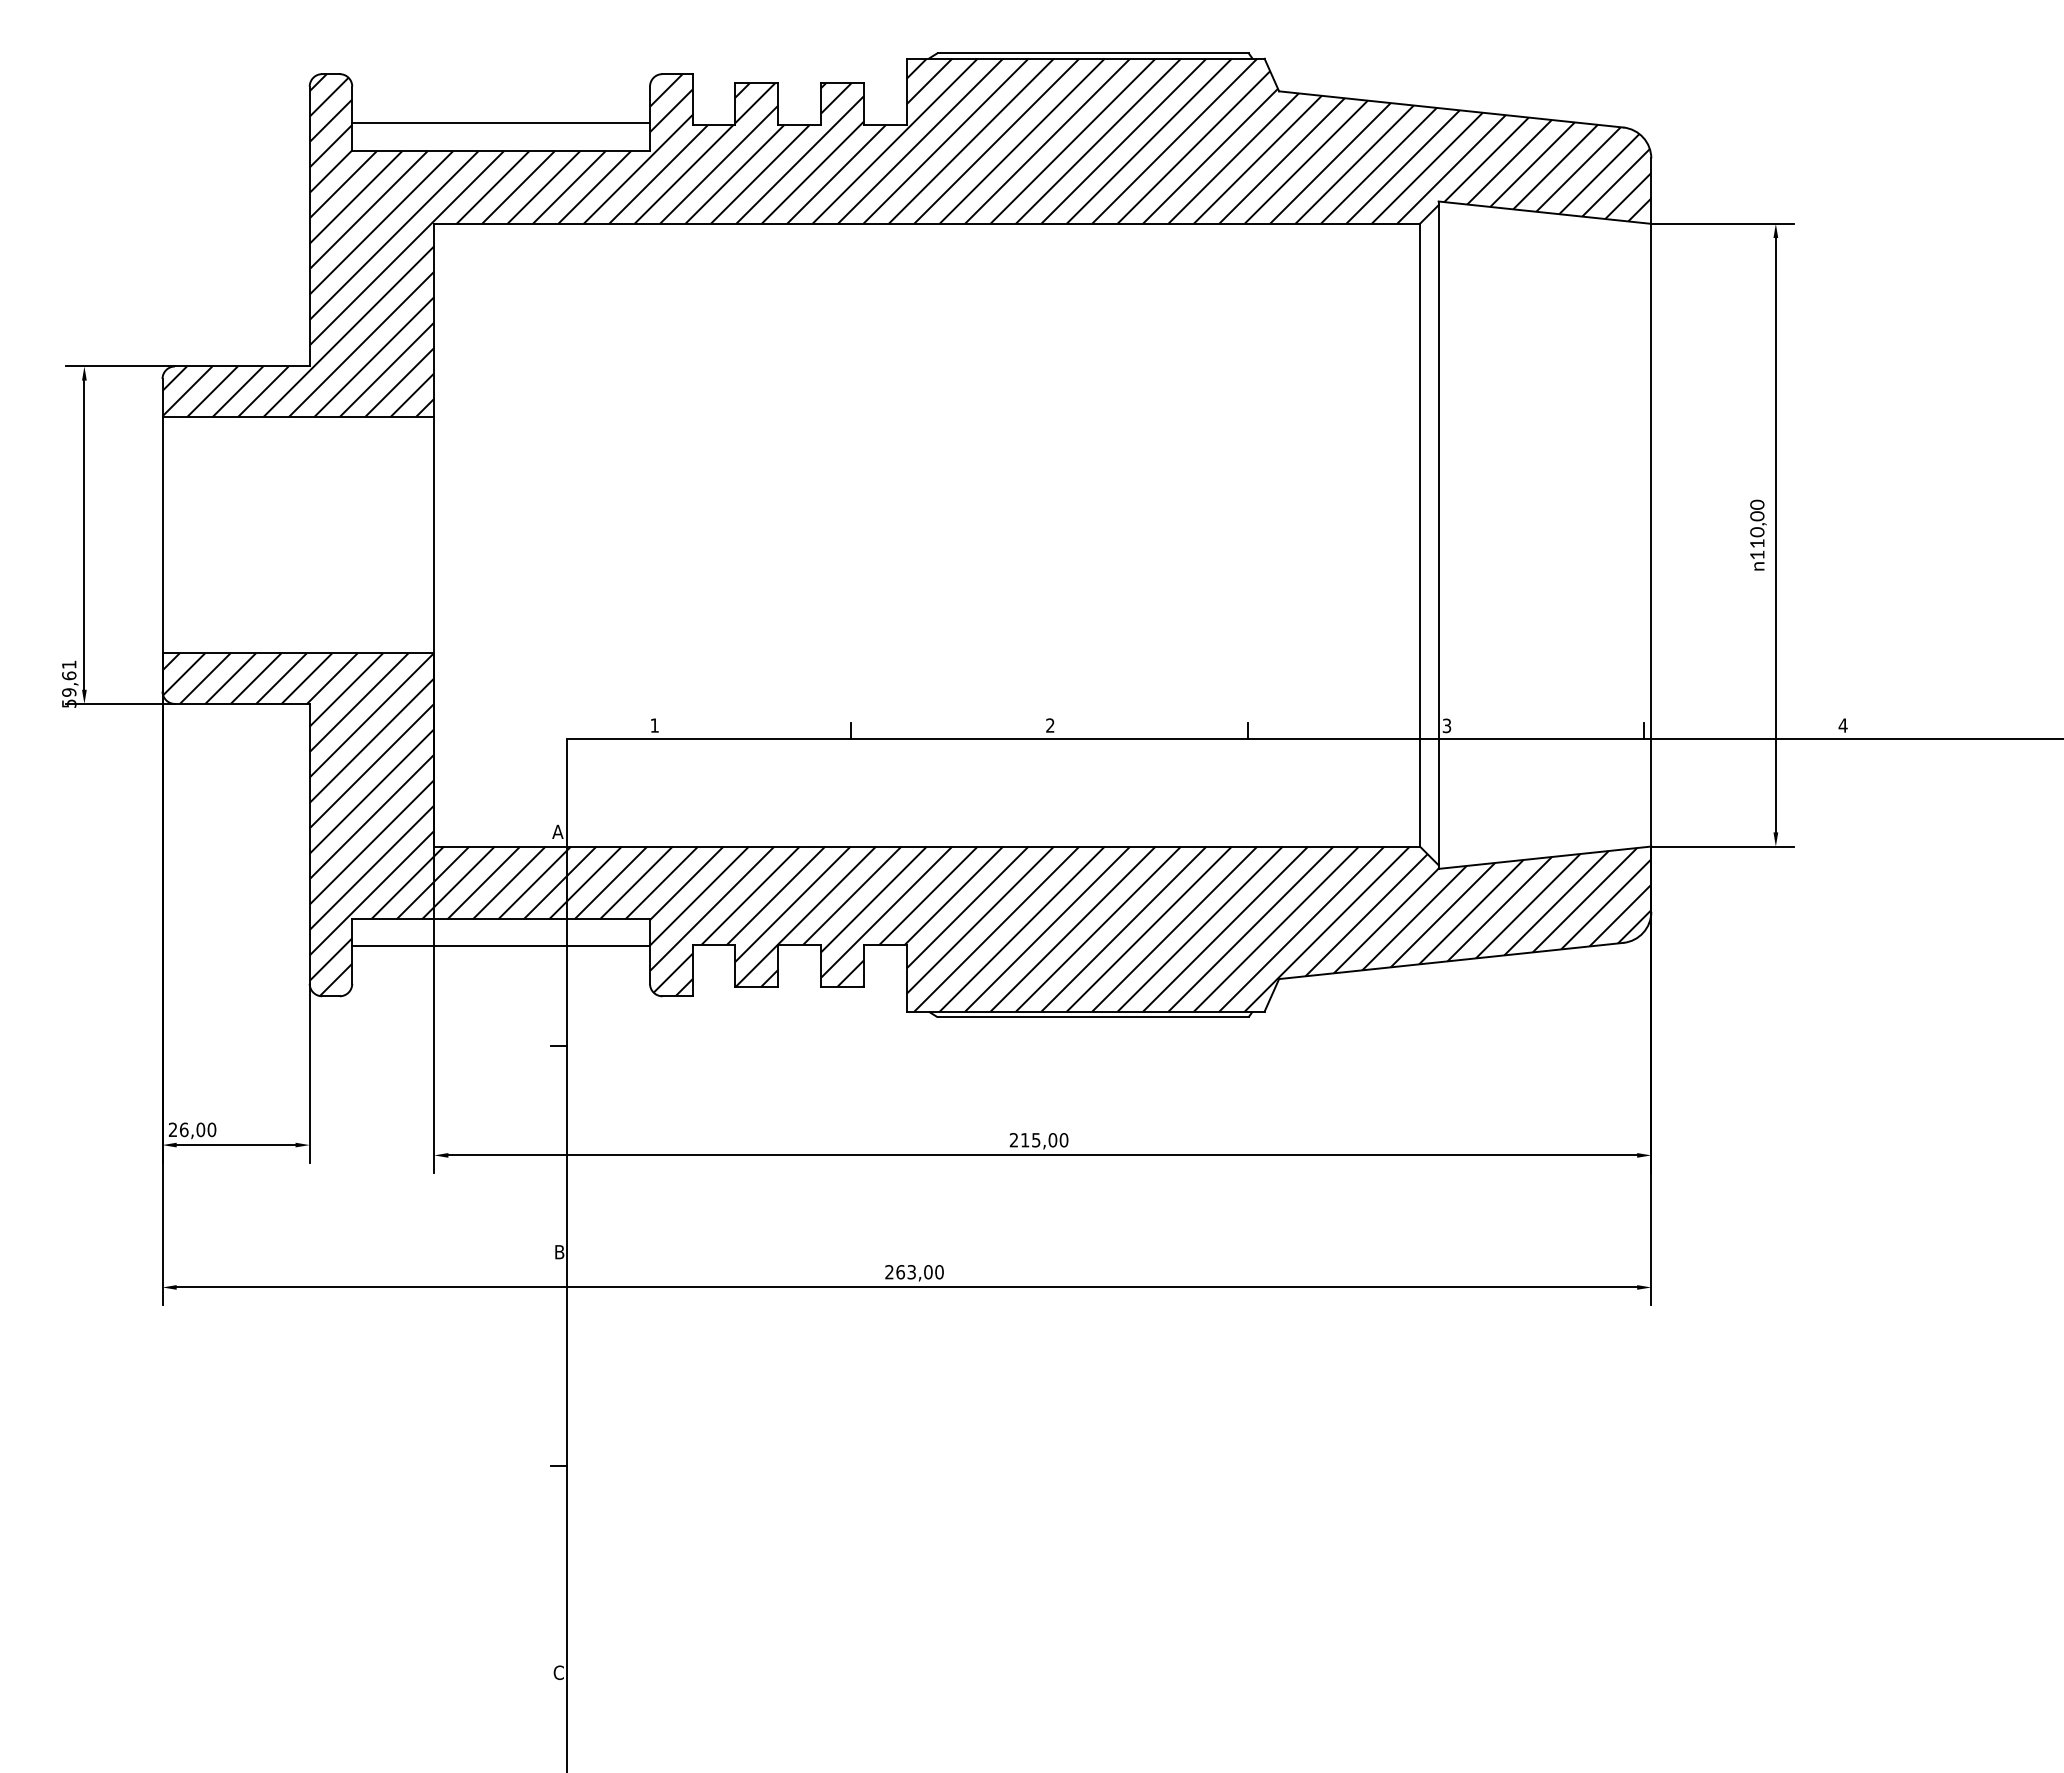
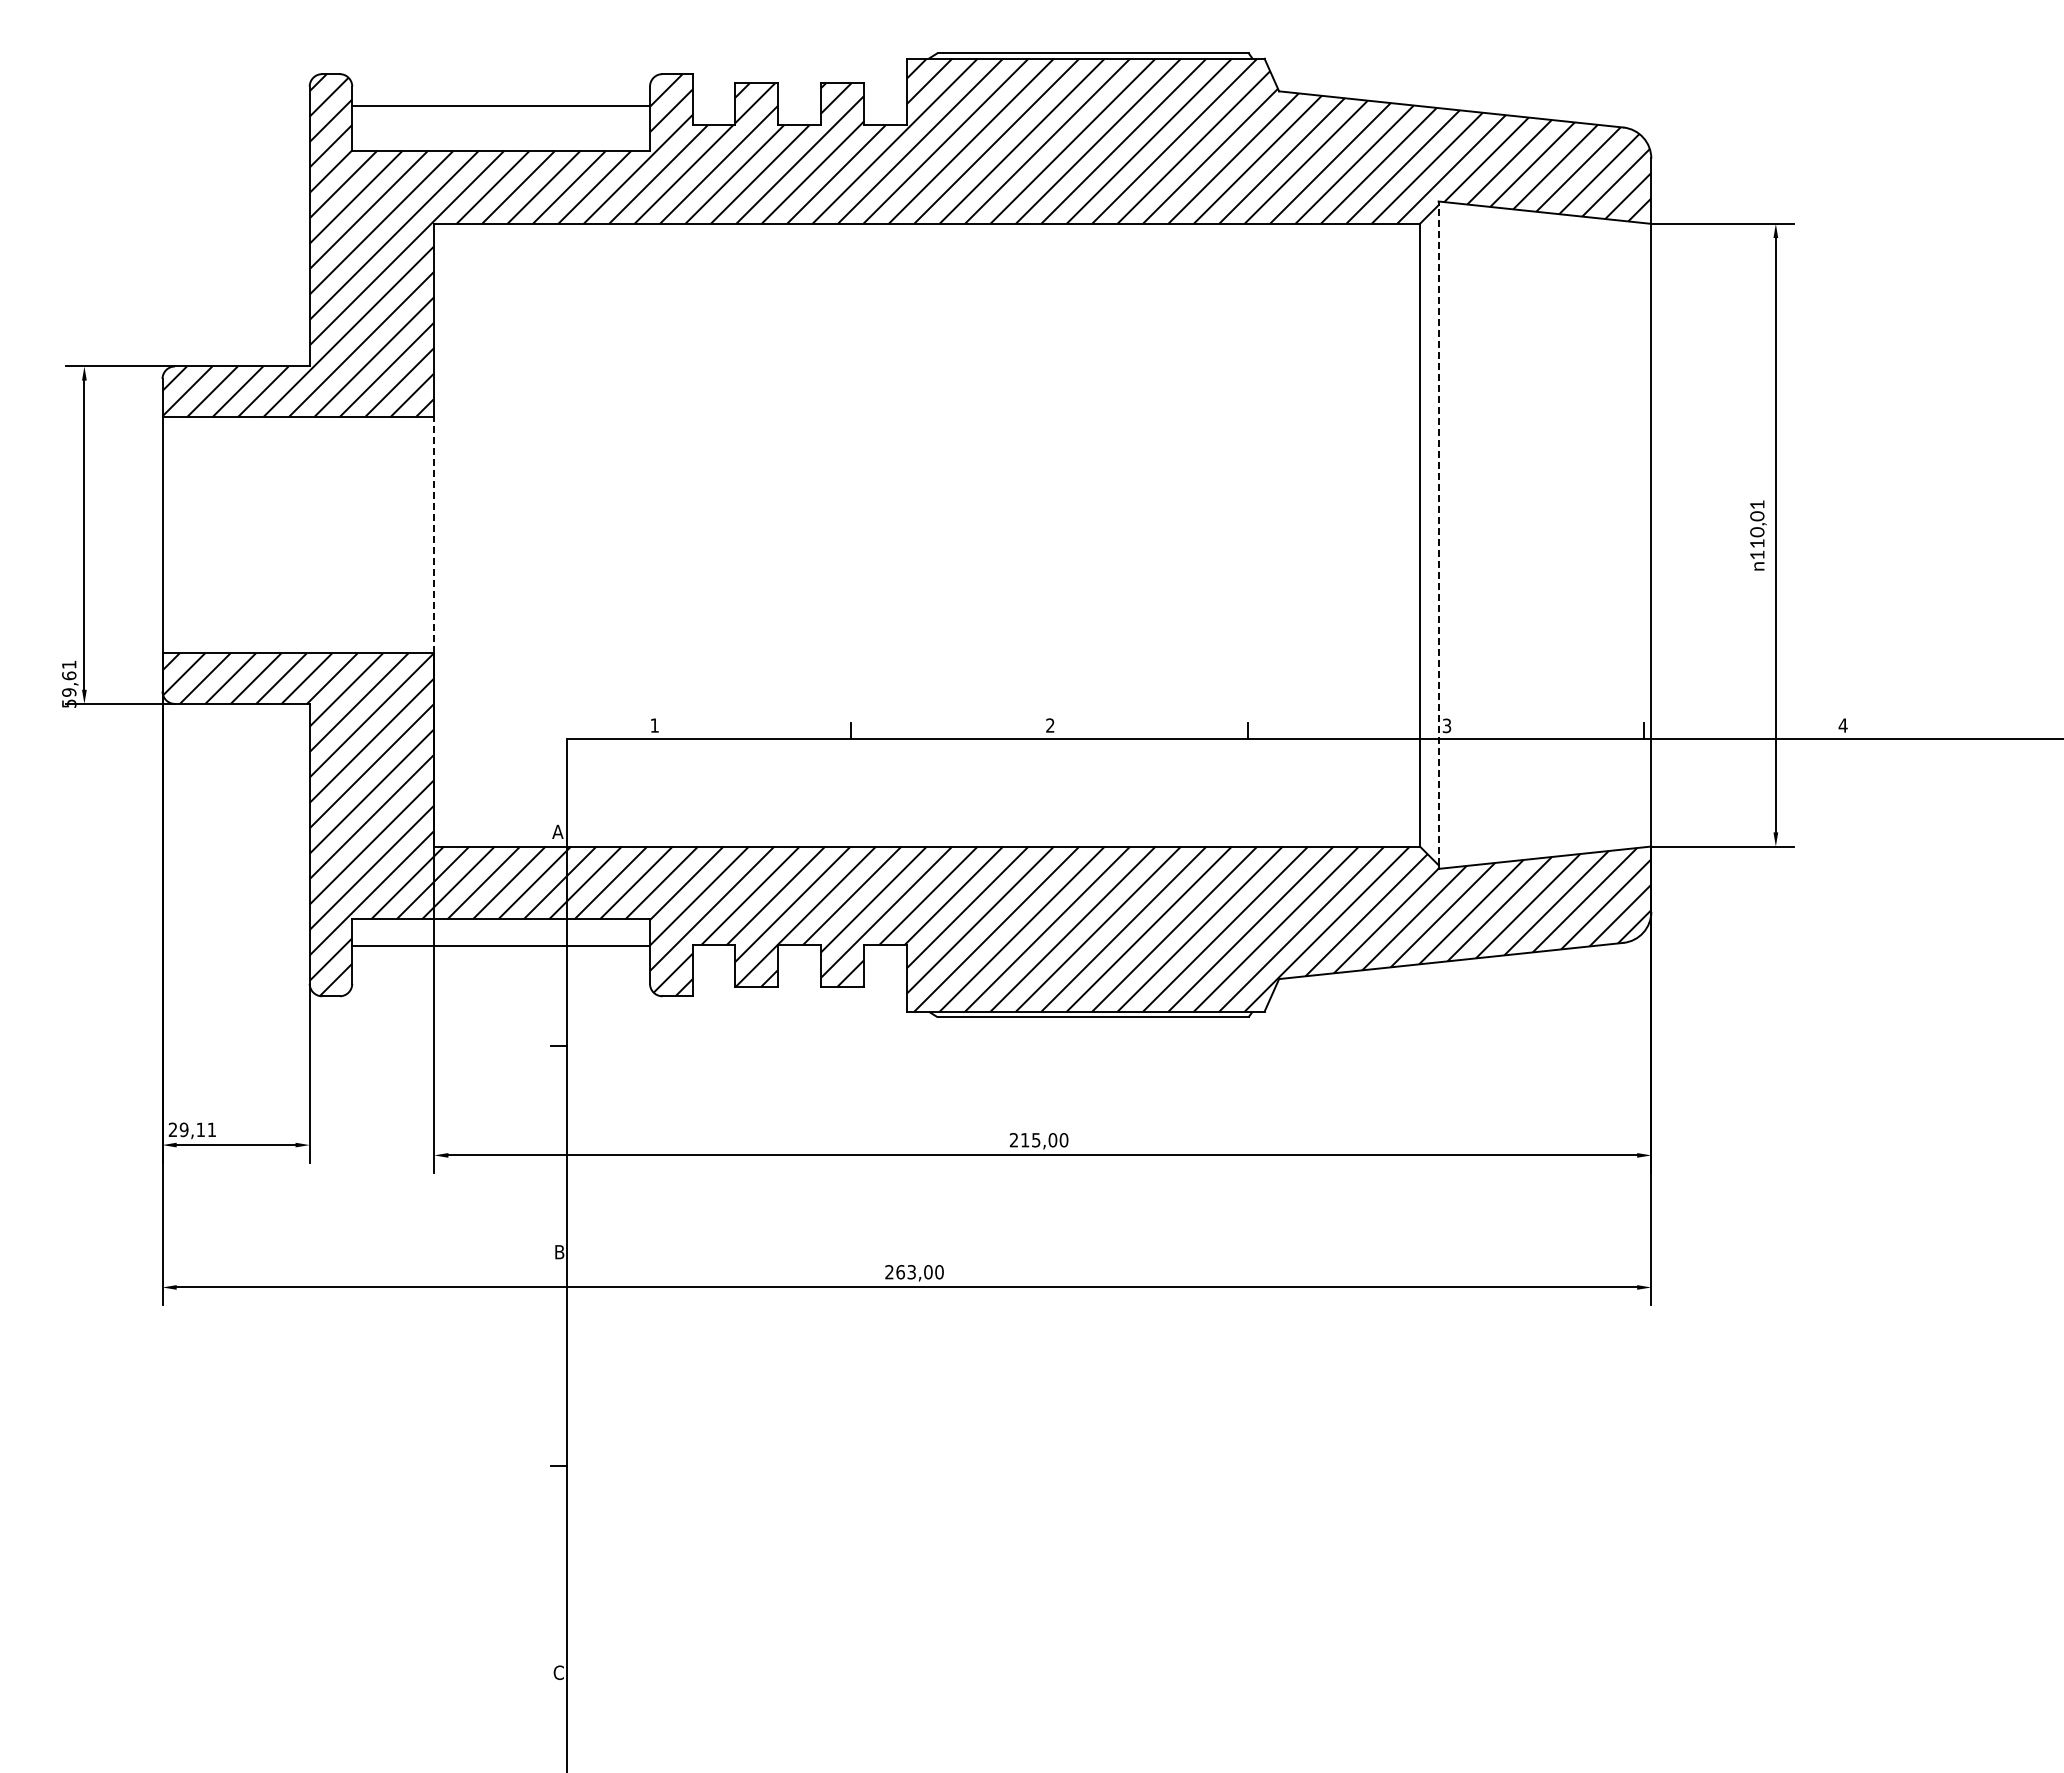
line position: (501, 122) -> (501, 105) (501, 105)
text: 110,00 -> 110,01 (1757, 504)
line: solid -> dashed (434, 534)
line: solid -> dashed (1438, 534)
text: 26,00 -> 29,11 (197, 1129)
